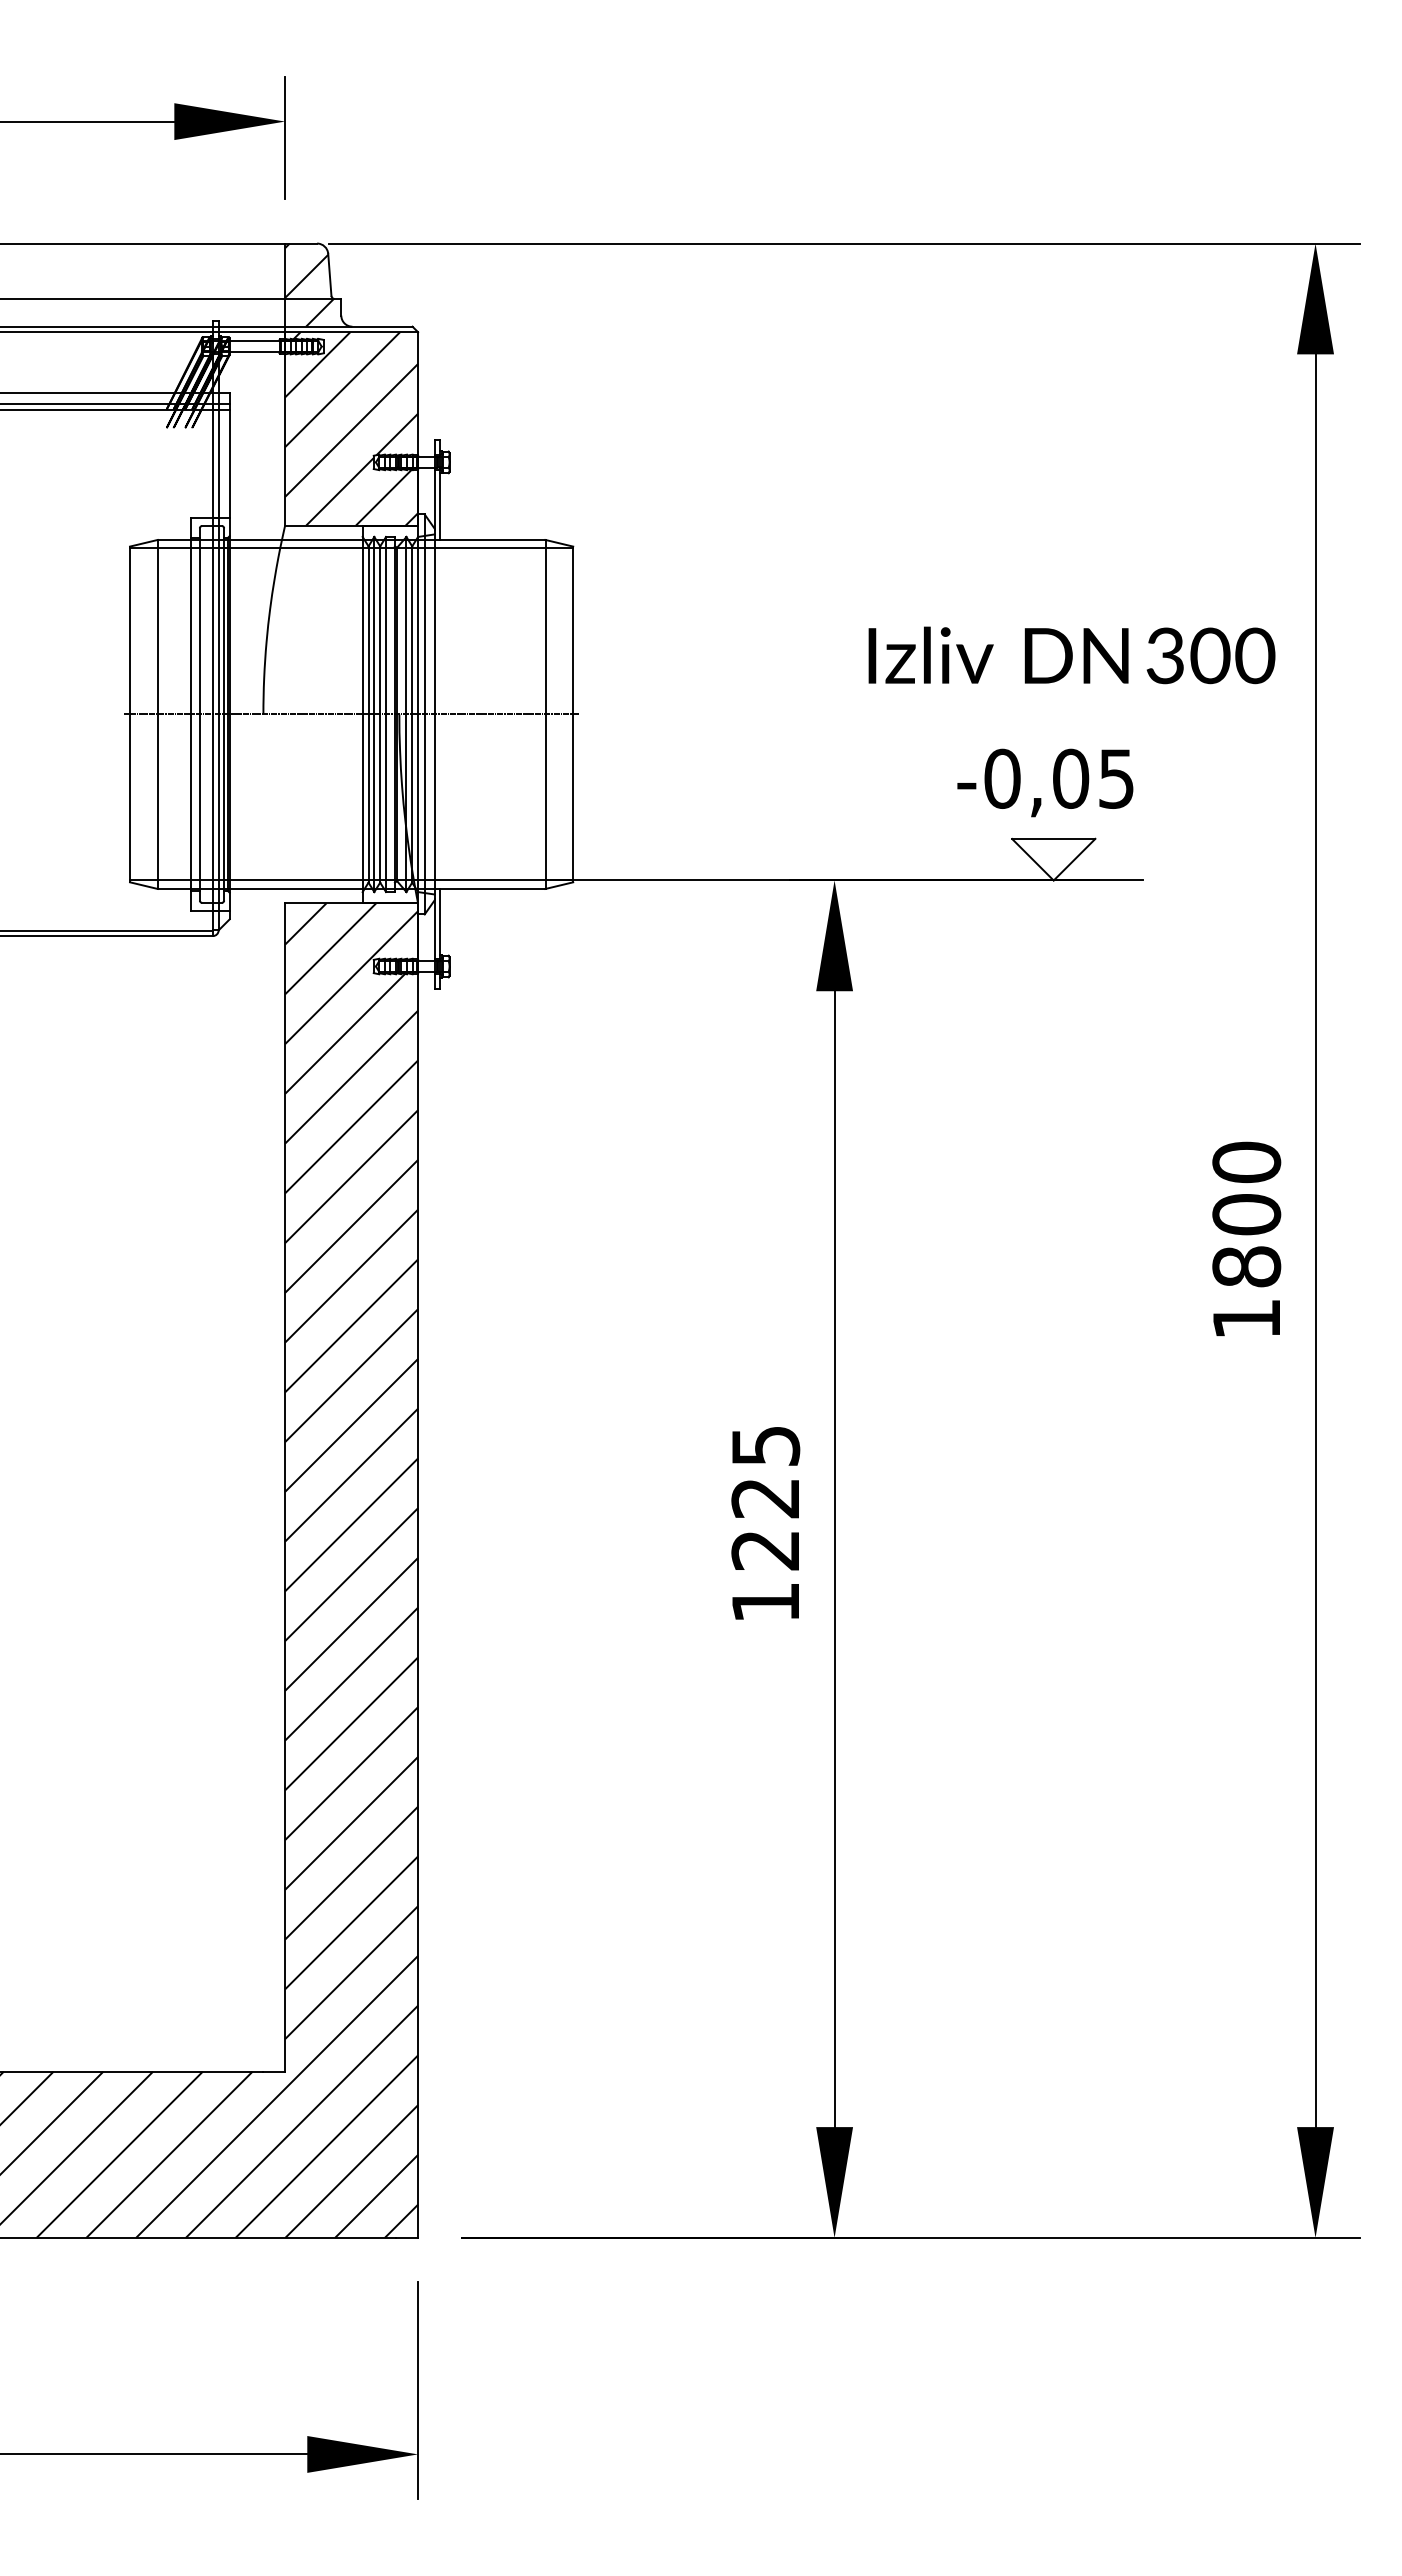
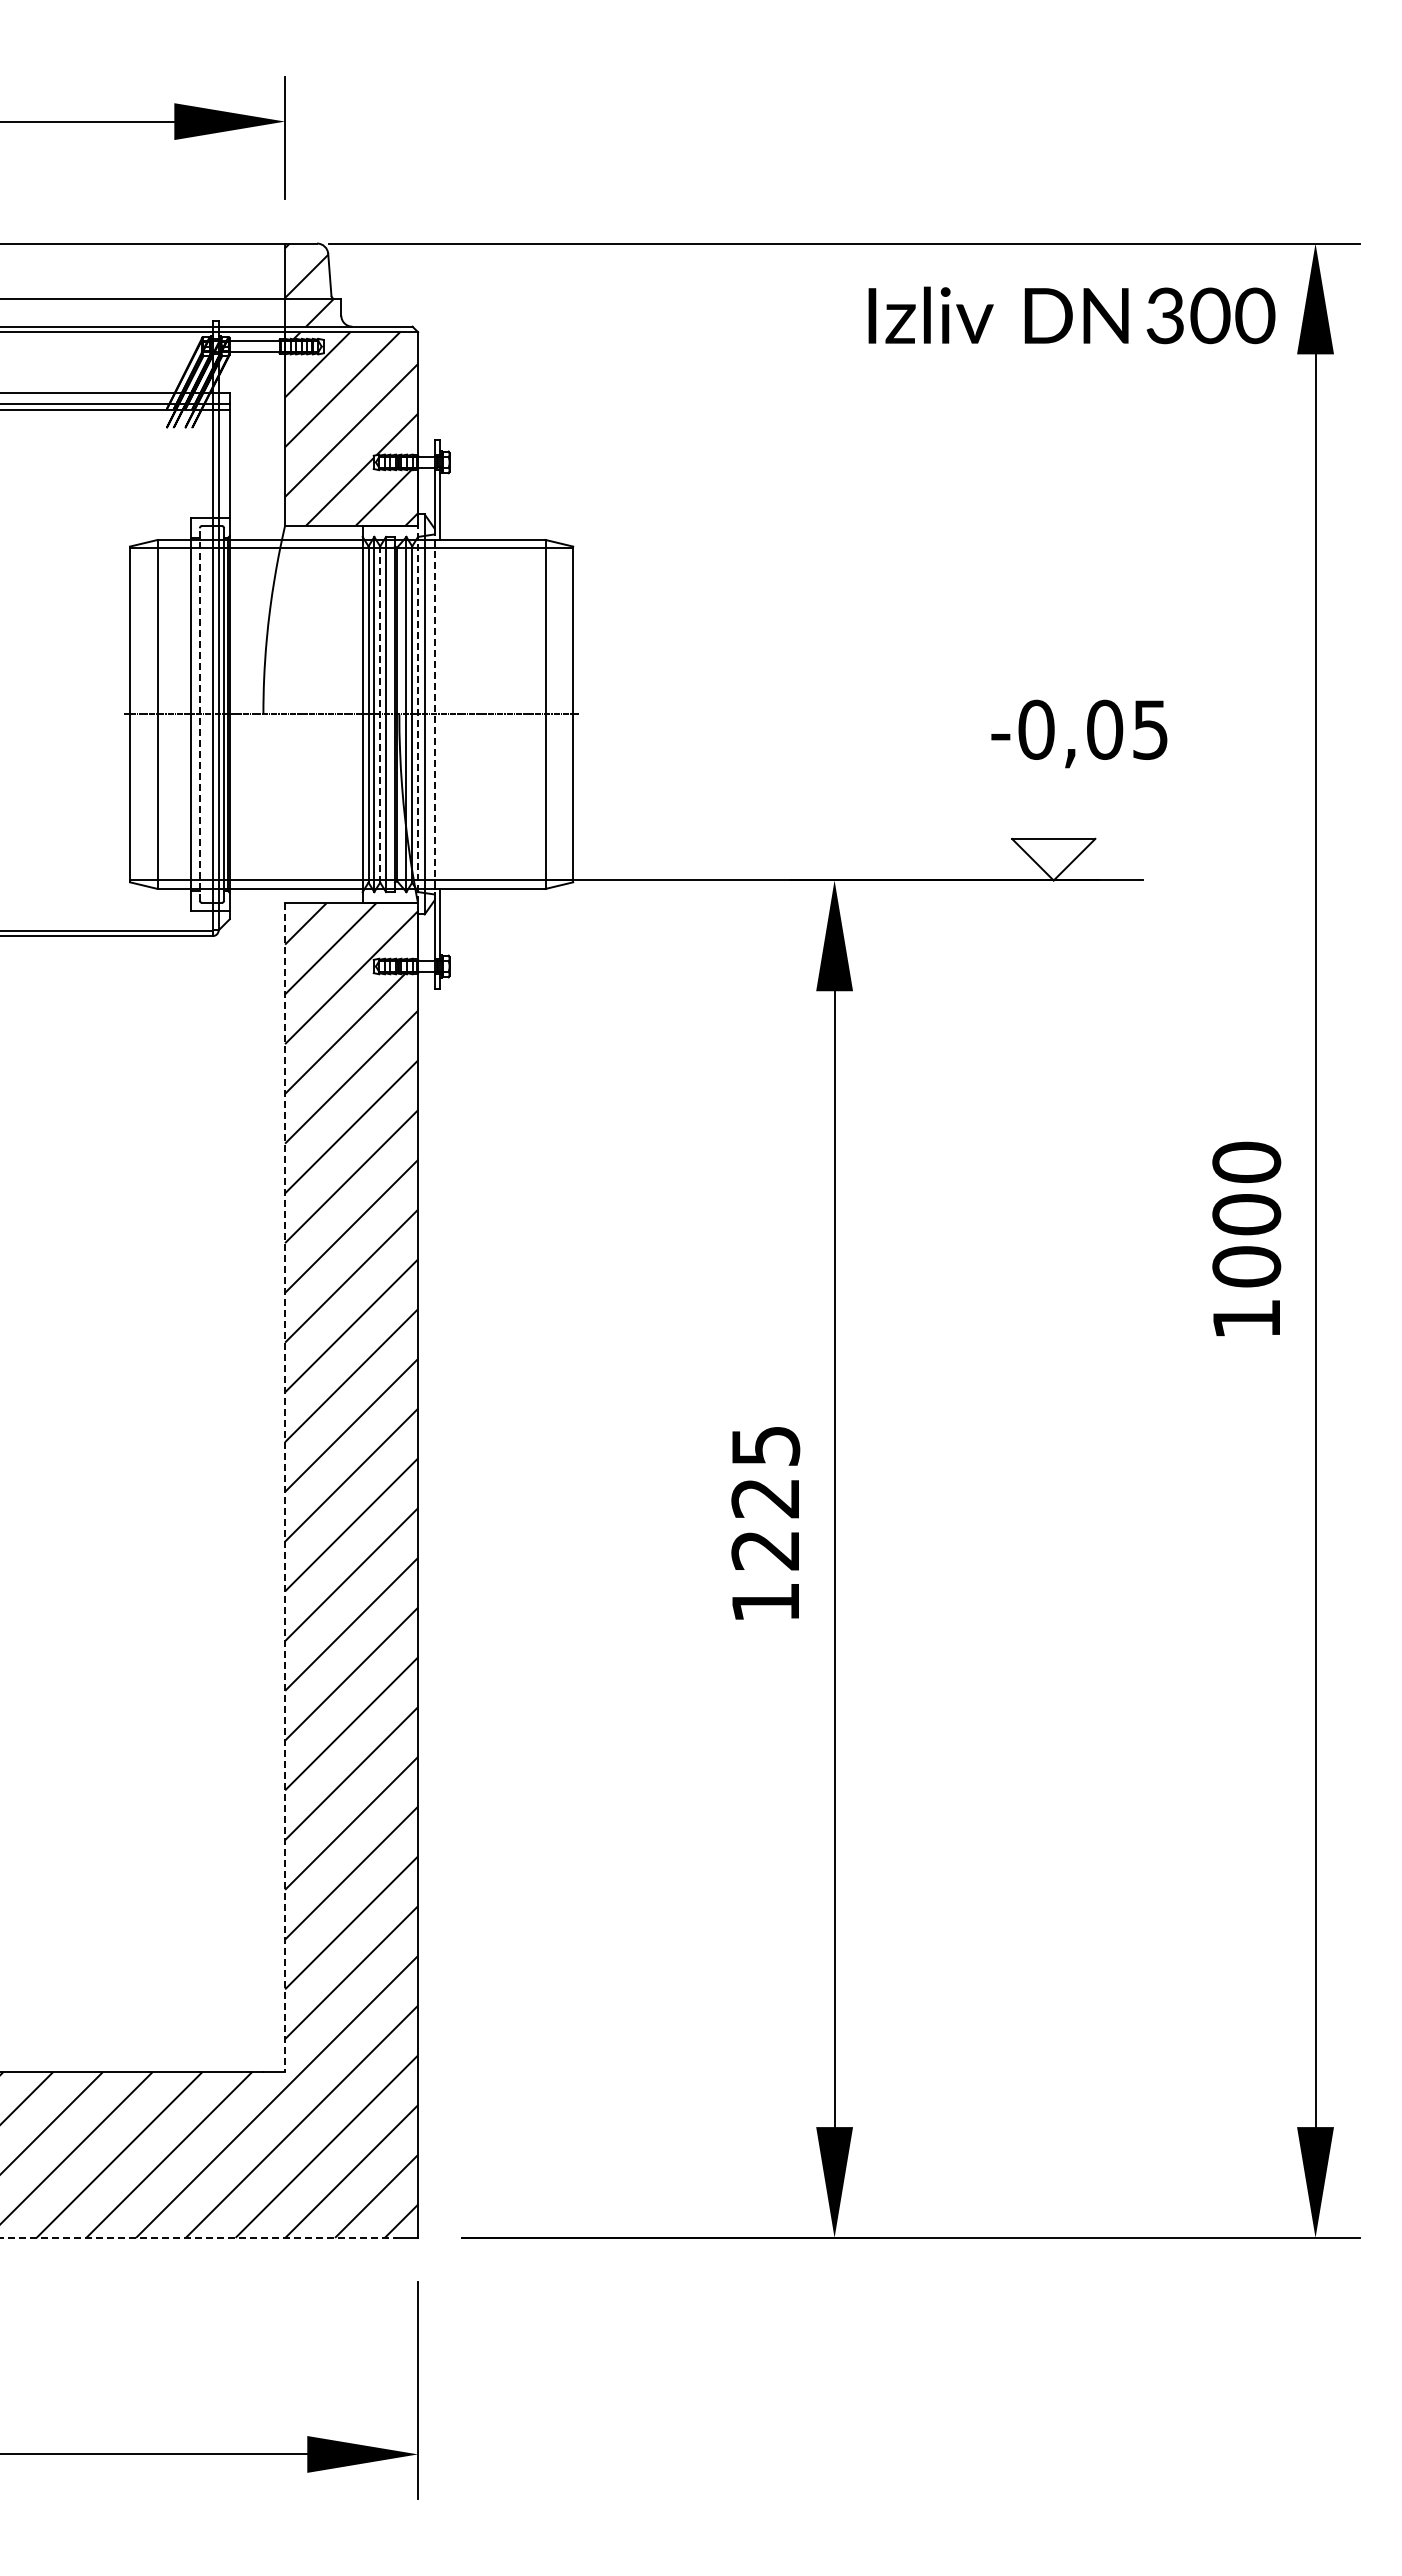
text position: (1071, 655) -> (1071, 315) (1071, 315)
line: solid -> dashed (199, 713)
line: solid -> dashed (380, 714)
line: solid -> dashed (418, 714)
line: solid -> dashed (434, 714)
text position: (1045, 782) -> (1079, 733) (1079, 733)
text: 1800 -> 1000 (1246, 1266)
line: solid -> dashed (285, 1488)
line: solid -> dashed (197, 2237)
